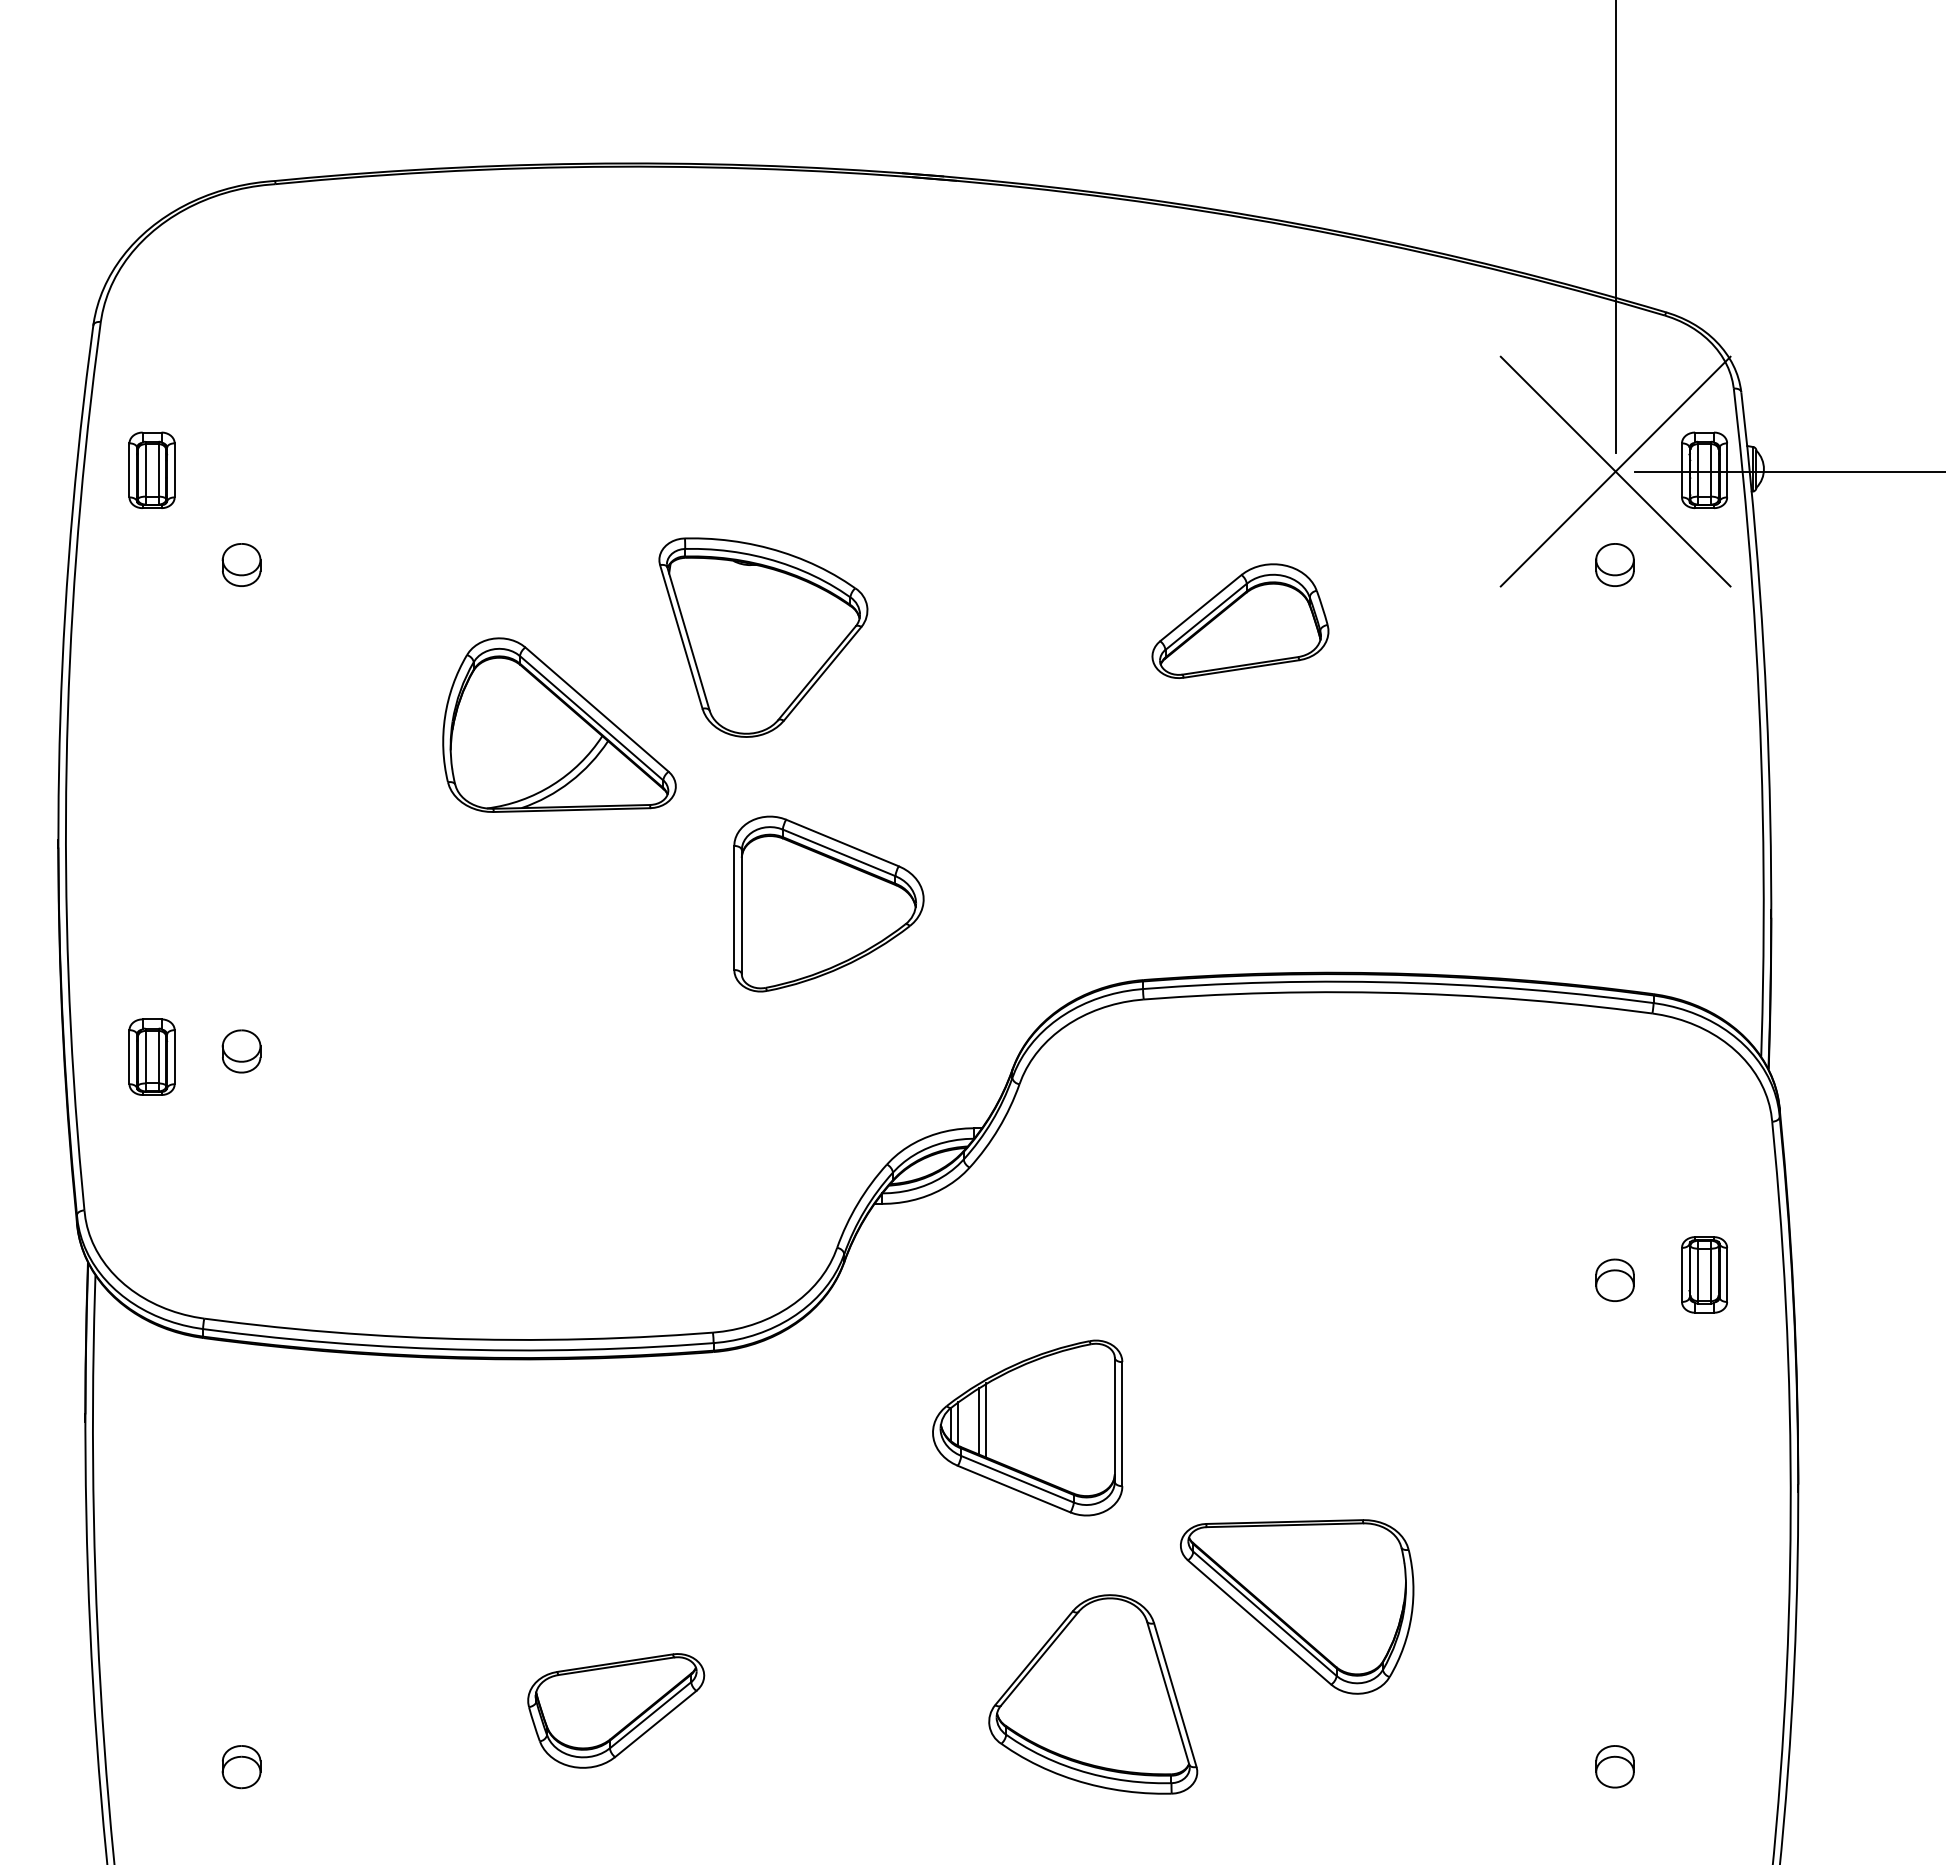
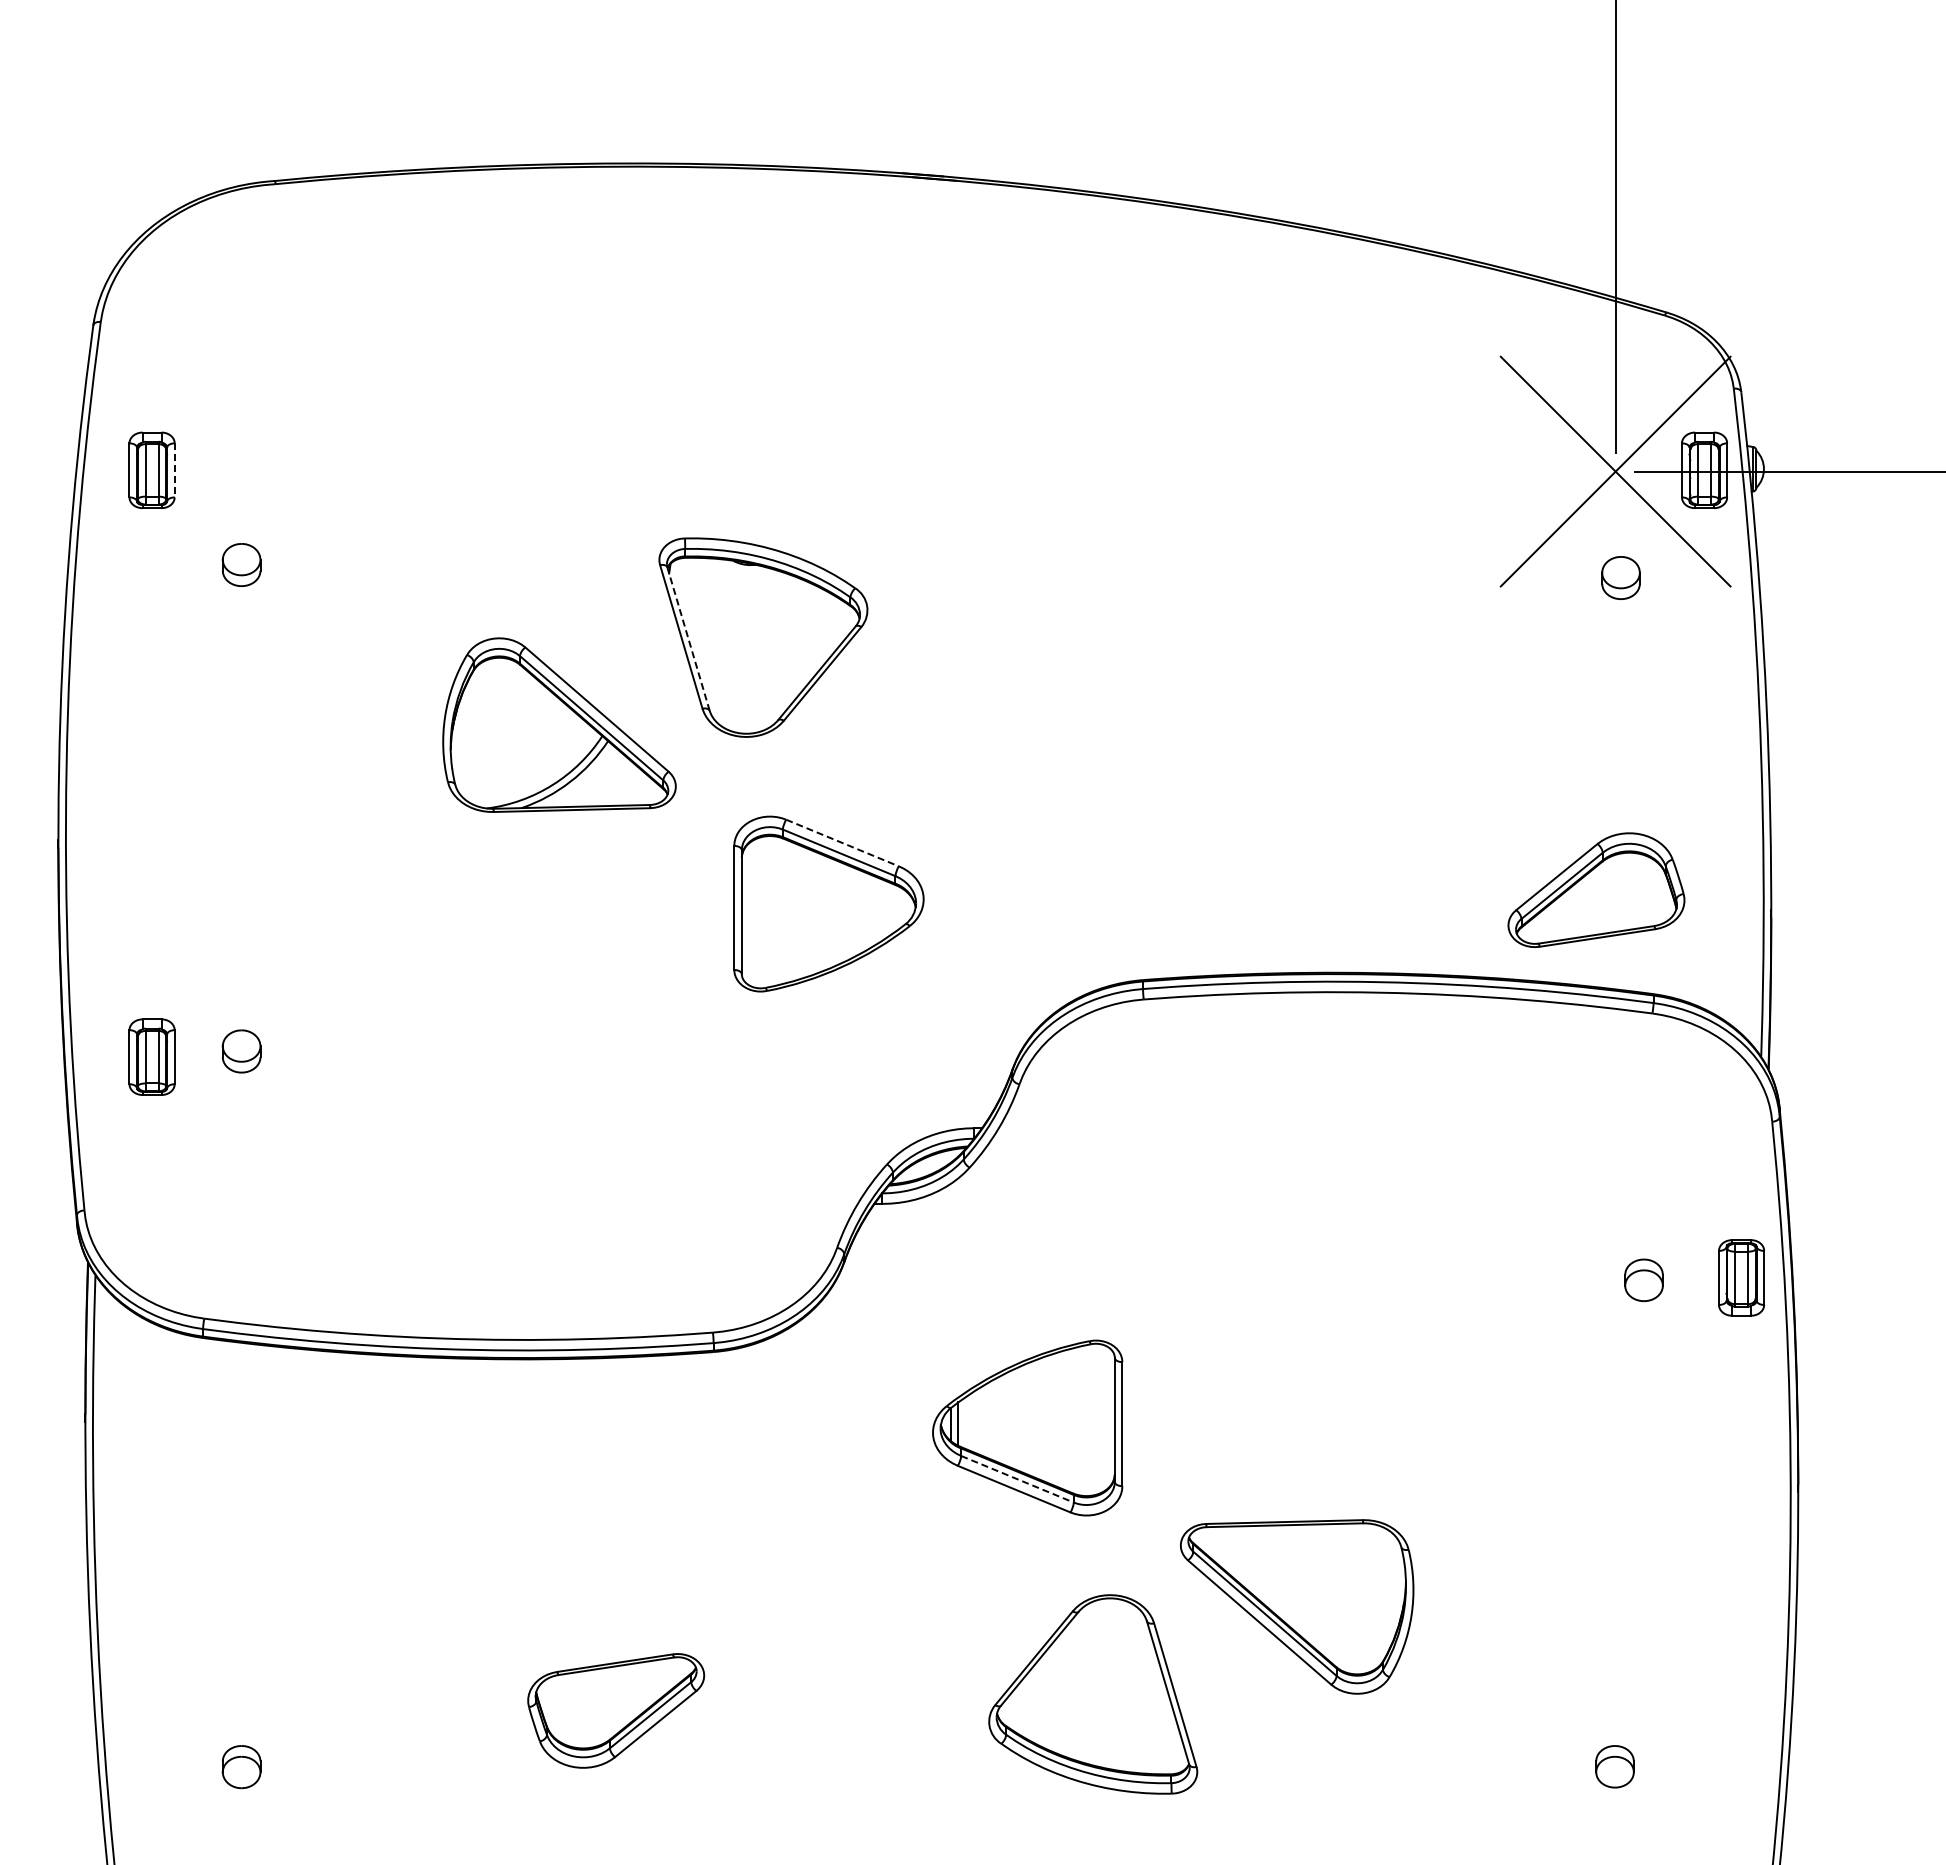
line: solid -> dashed (174, 470)
part position: (1614, 564) -> (1620, 577) (1620, 577)
part position: (1240, 620) -> (1596, 889) (1596, 889)
line: solid -> dashed (688, 639)
line: solid -> dashed (842, 843)
part position: (1704, 1274) -> (1741, 1277) (1741, 1277)
part position: (1614, 1279) -> (1643, 1279) (1643, 1279)
line: present -> none (986, 1420)
line: present -> none (978, 1421)
line: solid -> dashed (1017, 1479)
